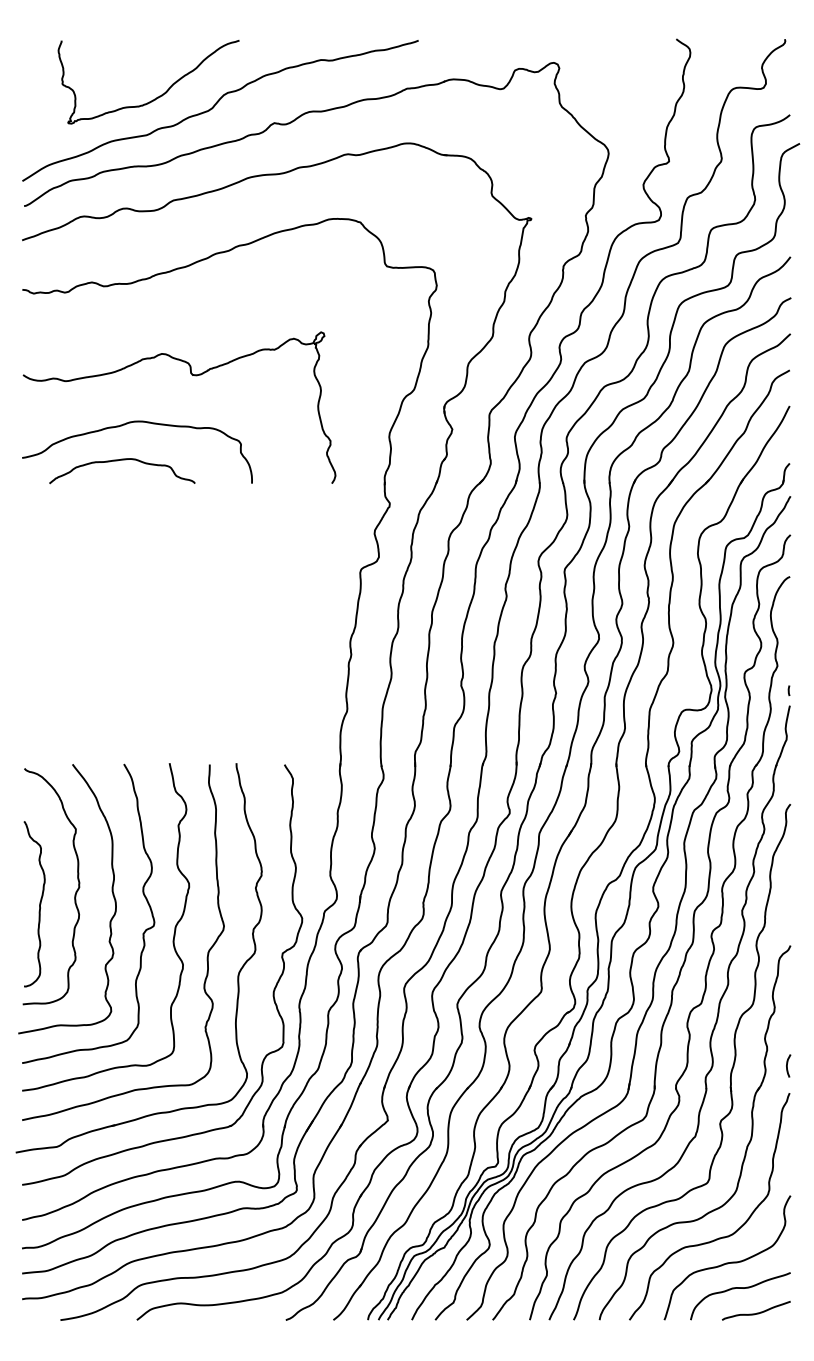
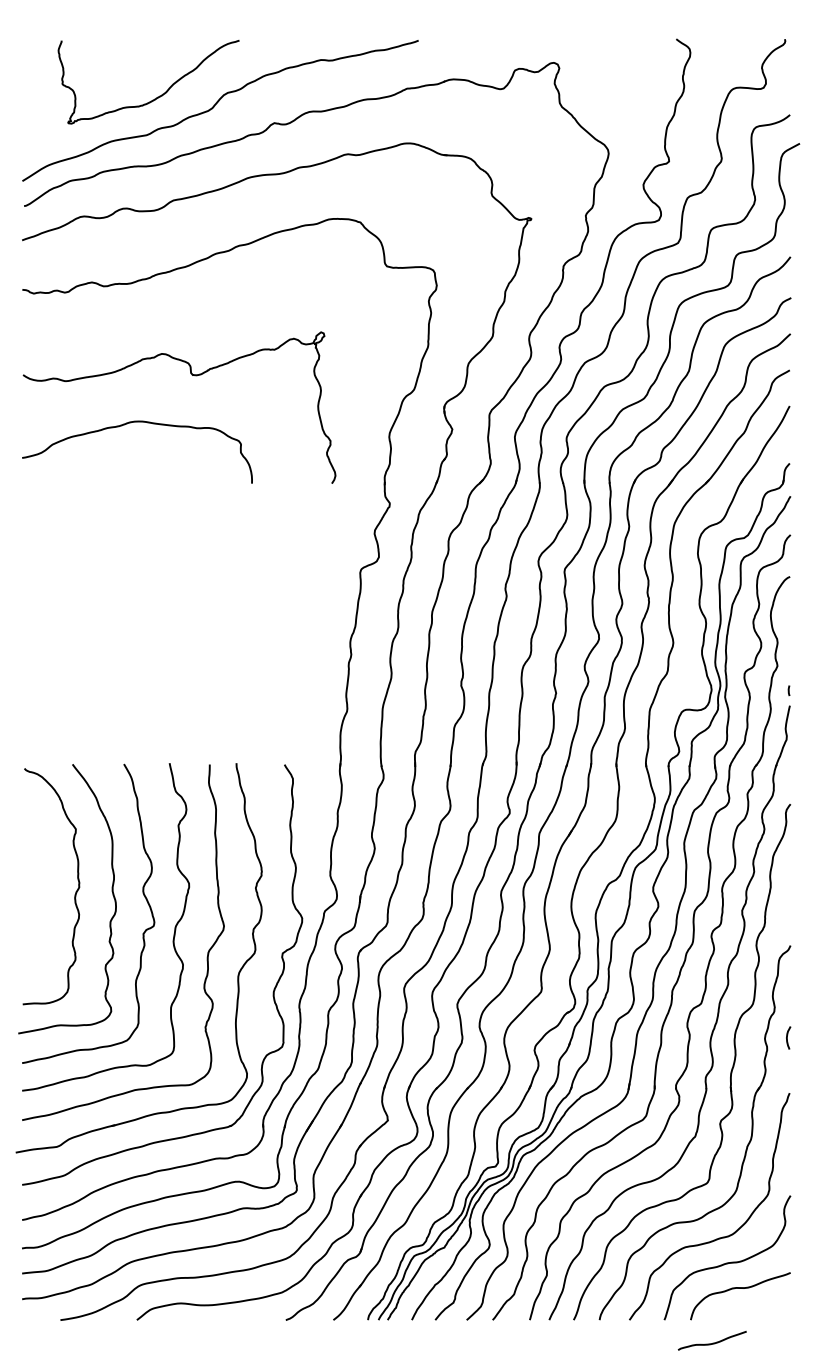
curve: present -> none (122, 460)
curve: present -> none (39, 904)
curve position: (787, 1065) -> (787, 1037) (787, 1037)
curve position: (756, 1312) -> (712, 1342) (712, 1342)
